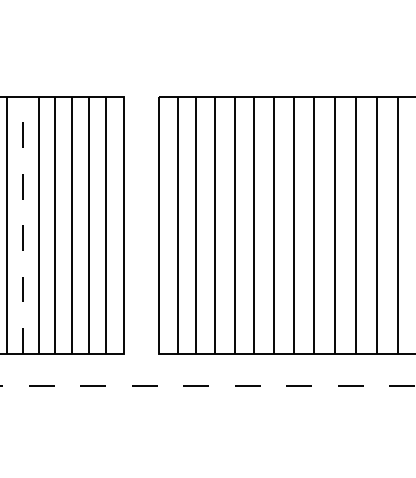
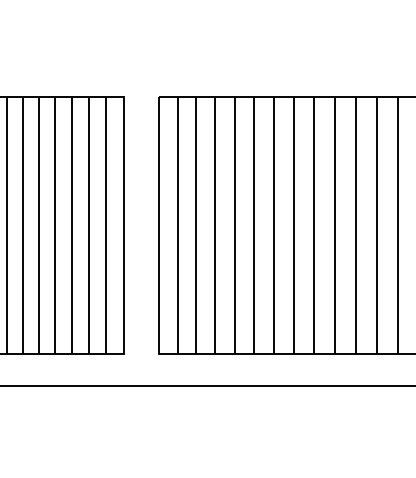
line: dashed -> solid (23, 225)
line: dashed -> solid (208, 385)
